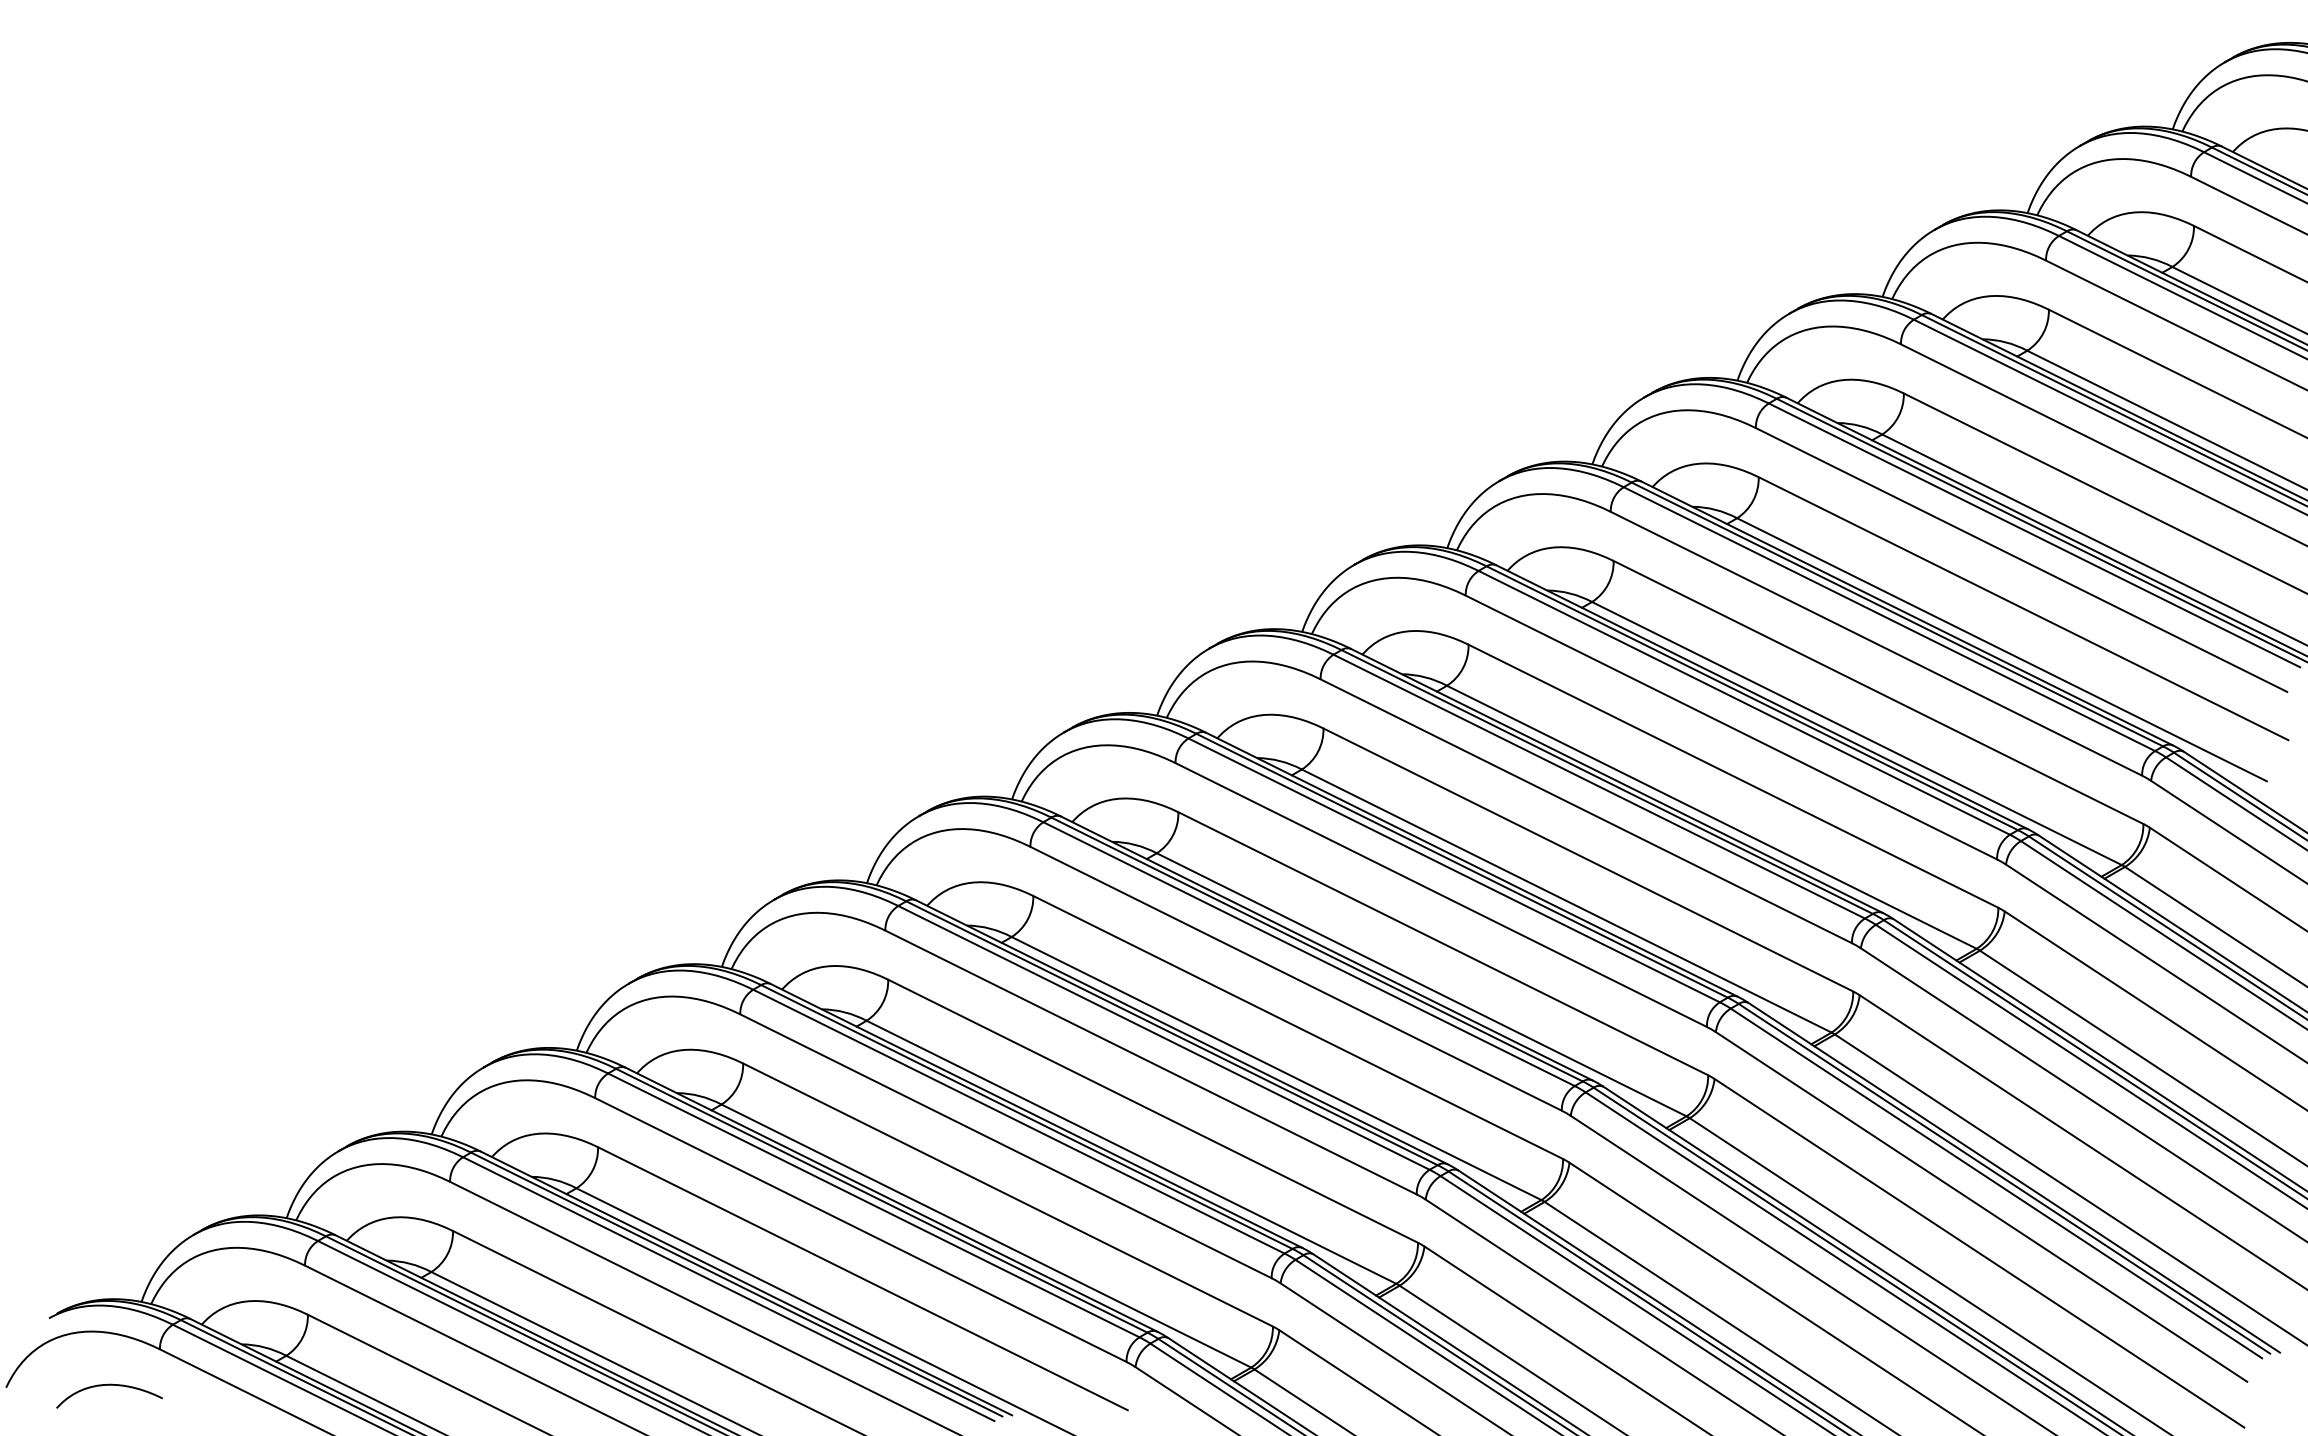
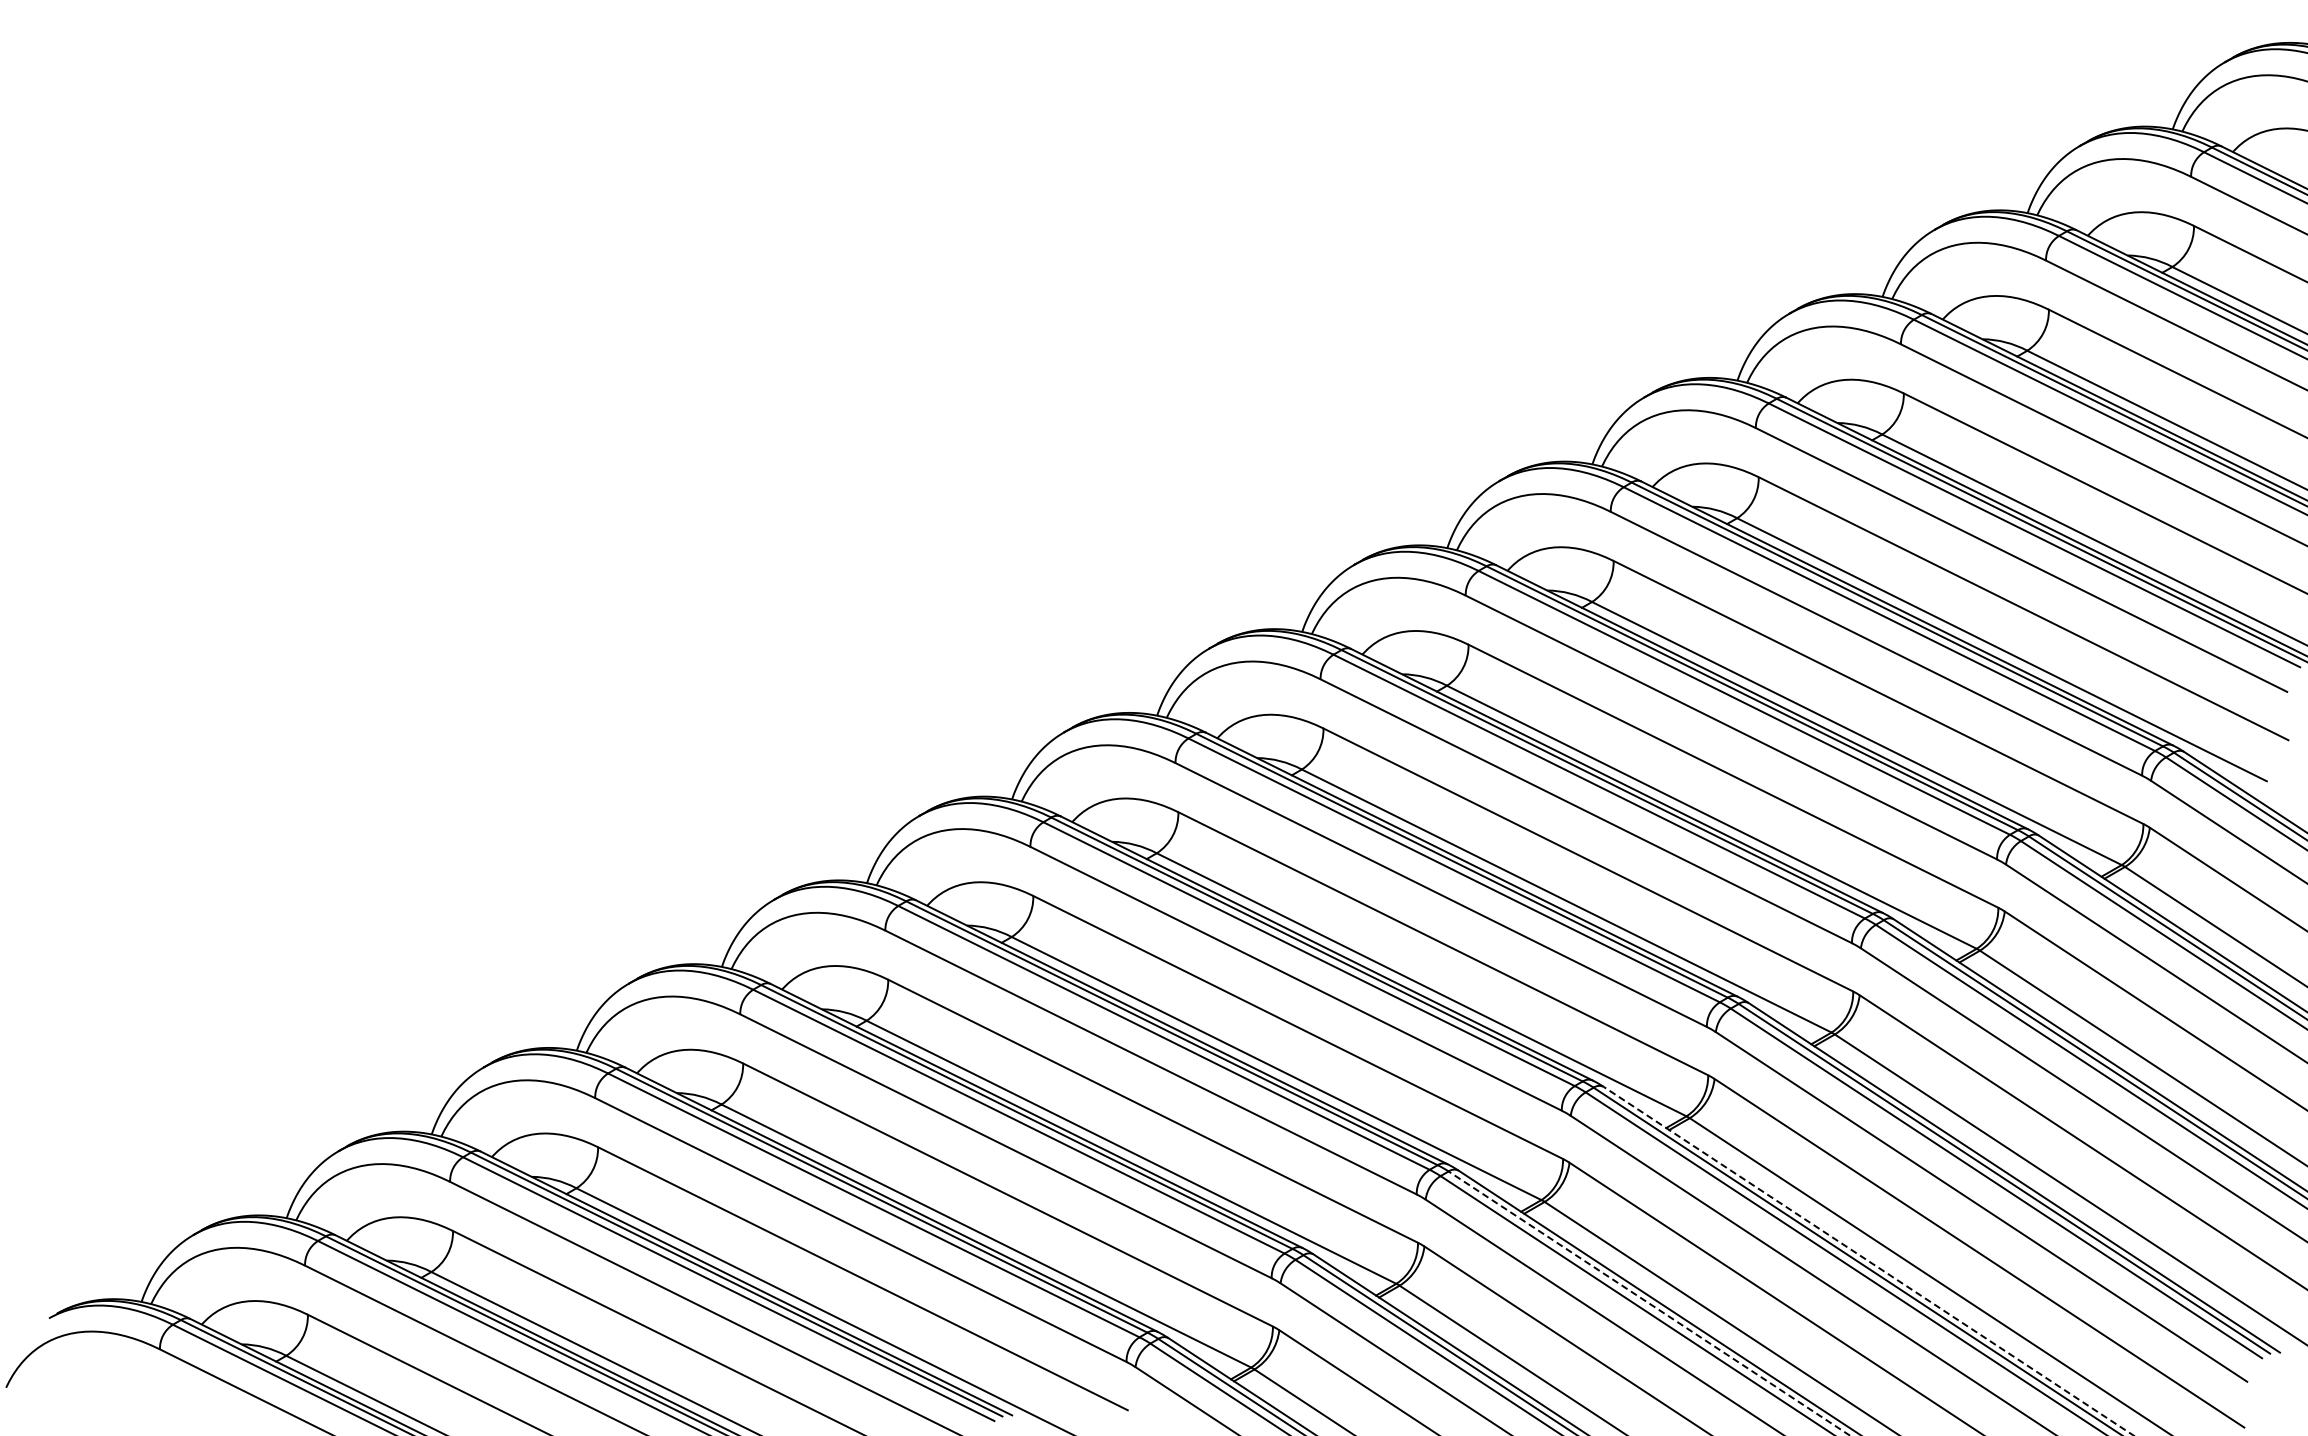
line: solid -> dashed (1868, 1261)
line: solid -> dashed (1648, 1303)
curve: present -> none (109, 1385)
